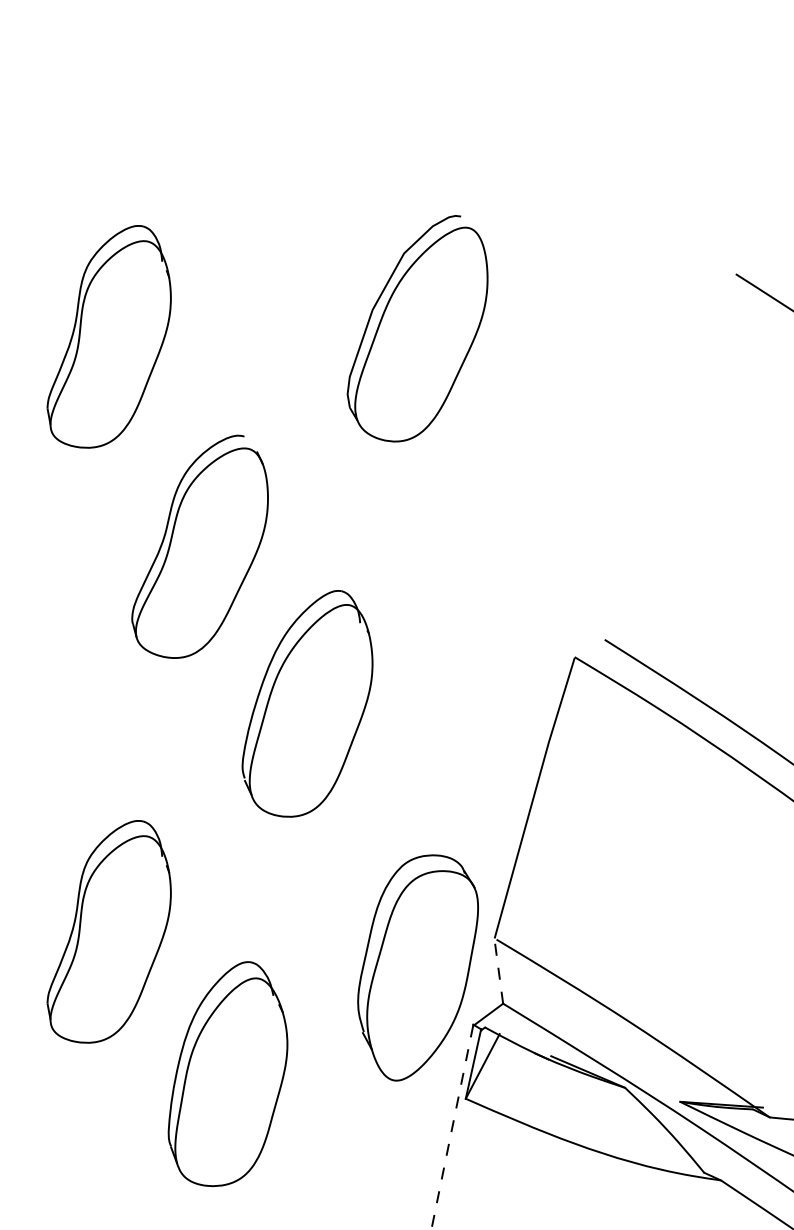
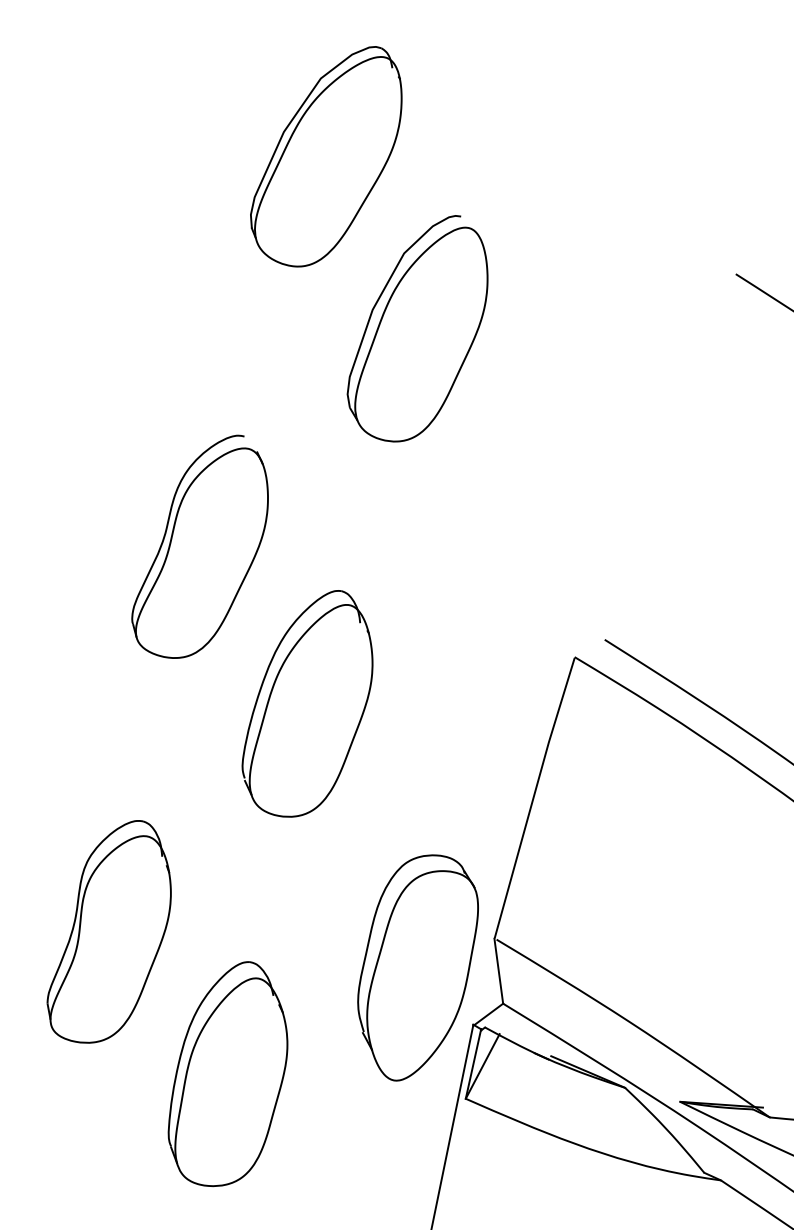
part: none -> present (326, 156)
part: present -> none (108, 336)
line: dashed -> solid (498, 971)
line: dashed -> solid (452, 1128)
